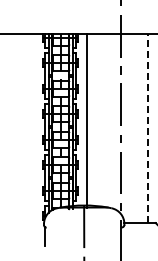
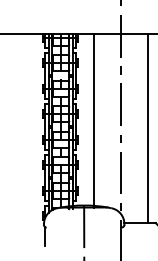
line position: (87, 121) -> (94, 121) (94, 121)
line: dashed -> solid (147, 128)
